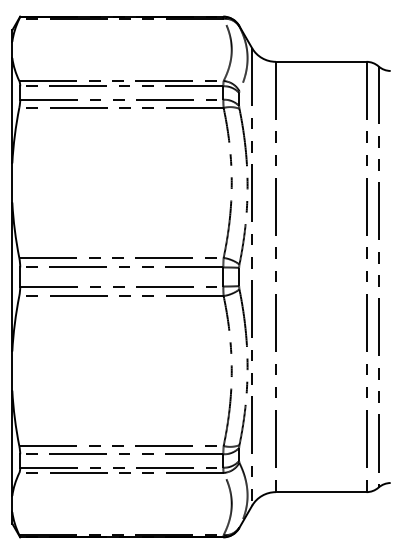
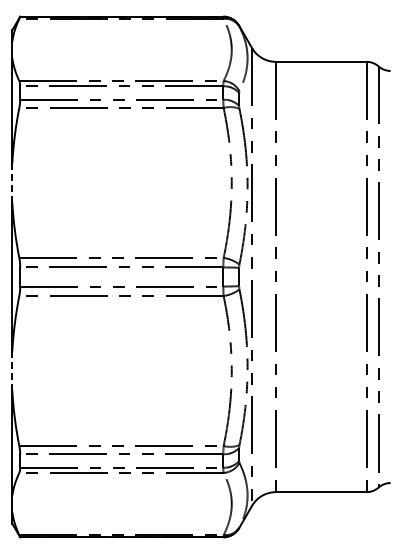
line: solid -> dashed (12, 182)
line: solid -> dashed (12, 371)
